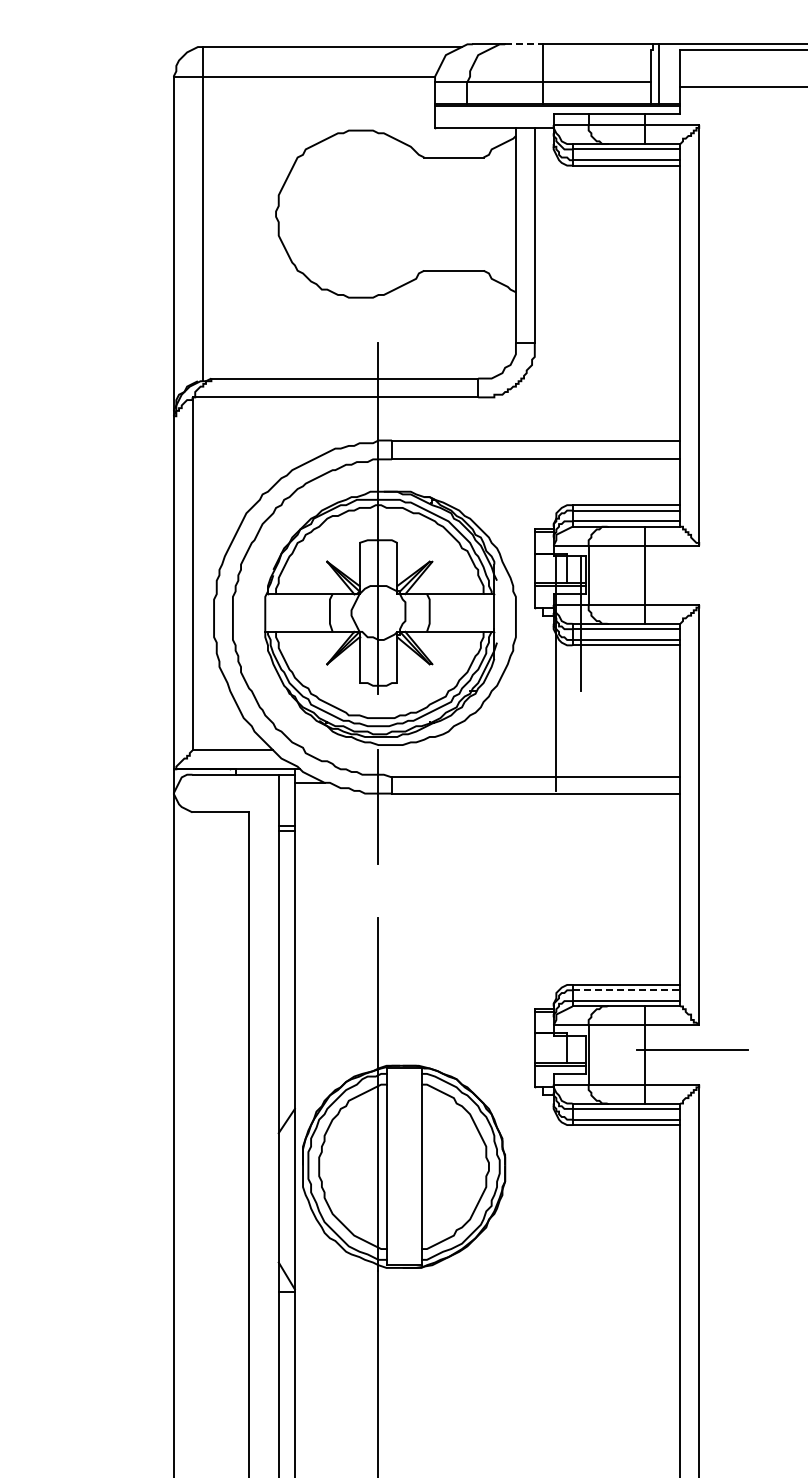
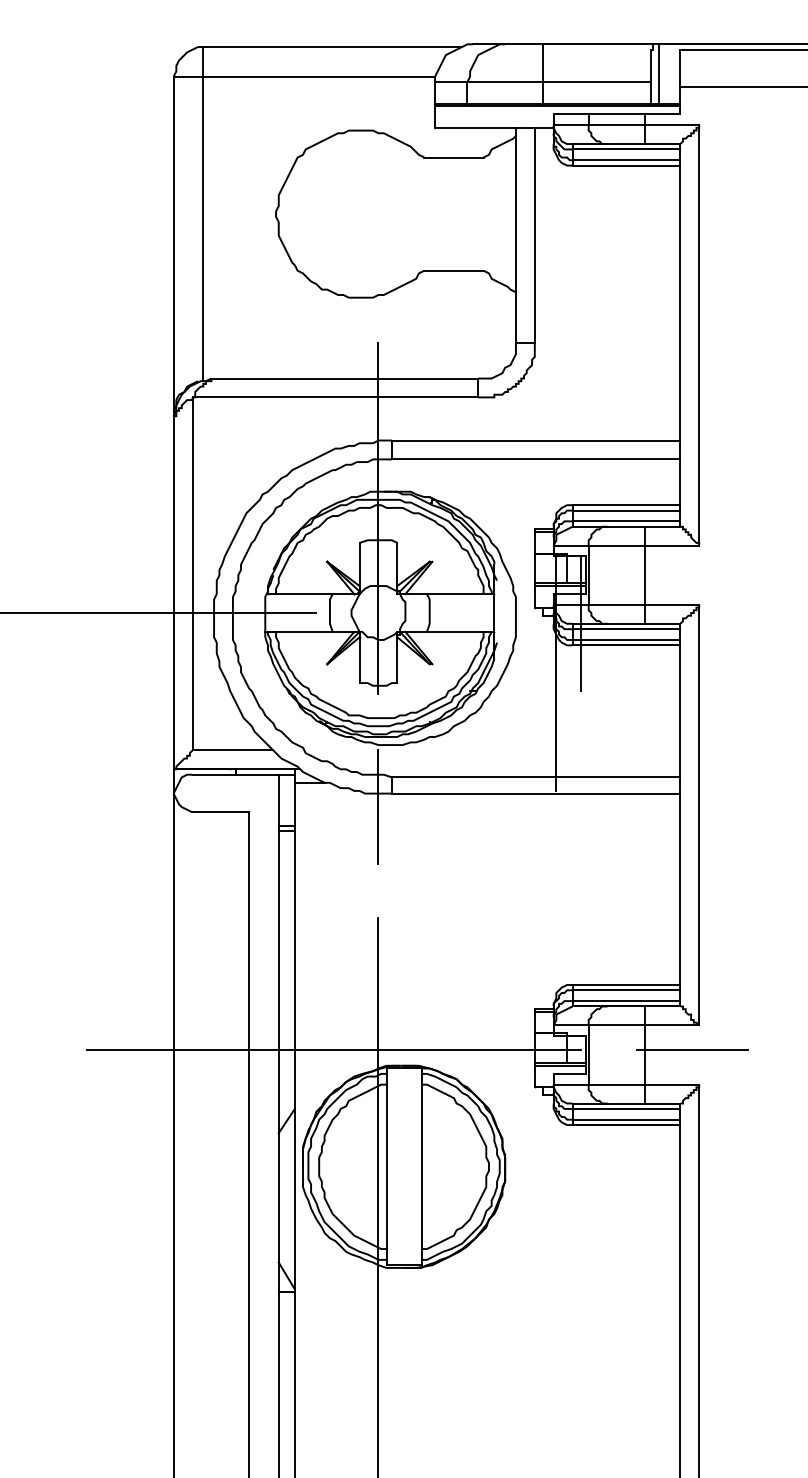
line: dashed -> solid (524, 44)
line: none -> present (159, 613)
line: dashed -> solid (626, 990)
line: none -> present (333, 1049)
